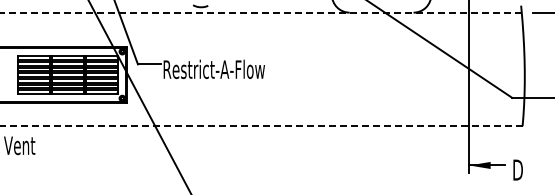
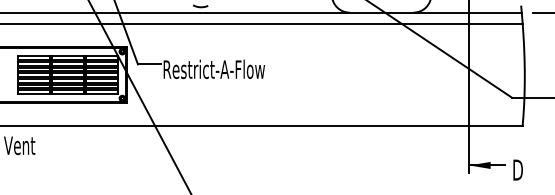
line: dashed -> solid (260, 12)
line: none -> present (262, 24)
line: dashed -> solid (261, 126)
